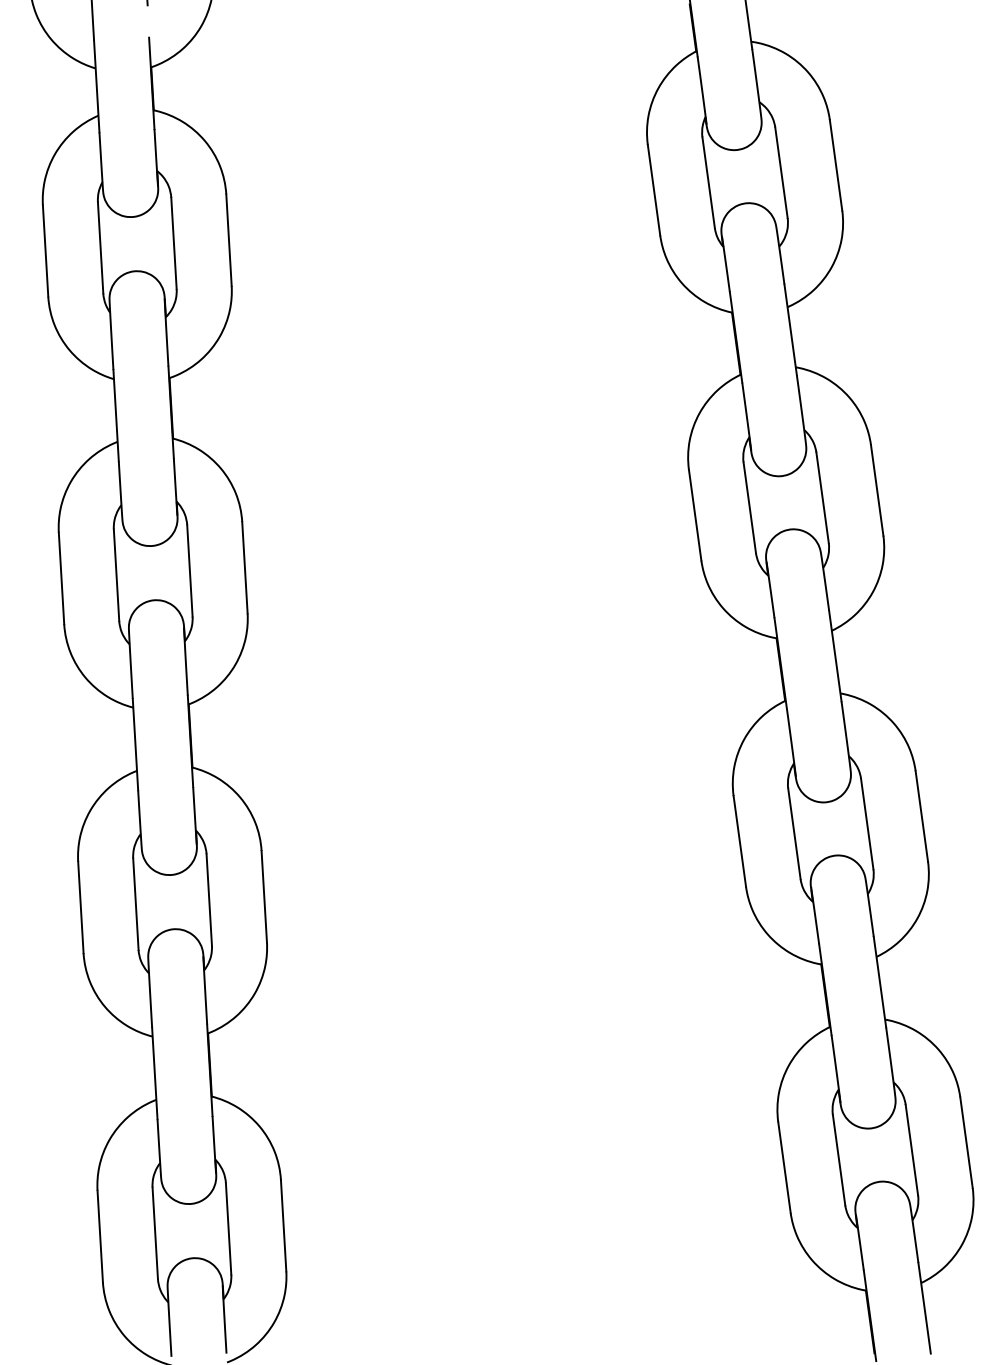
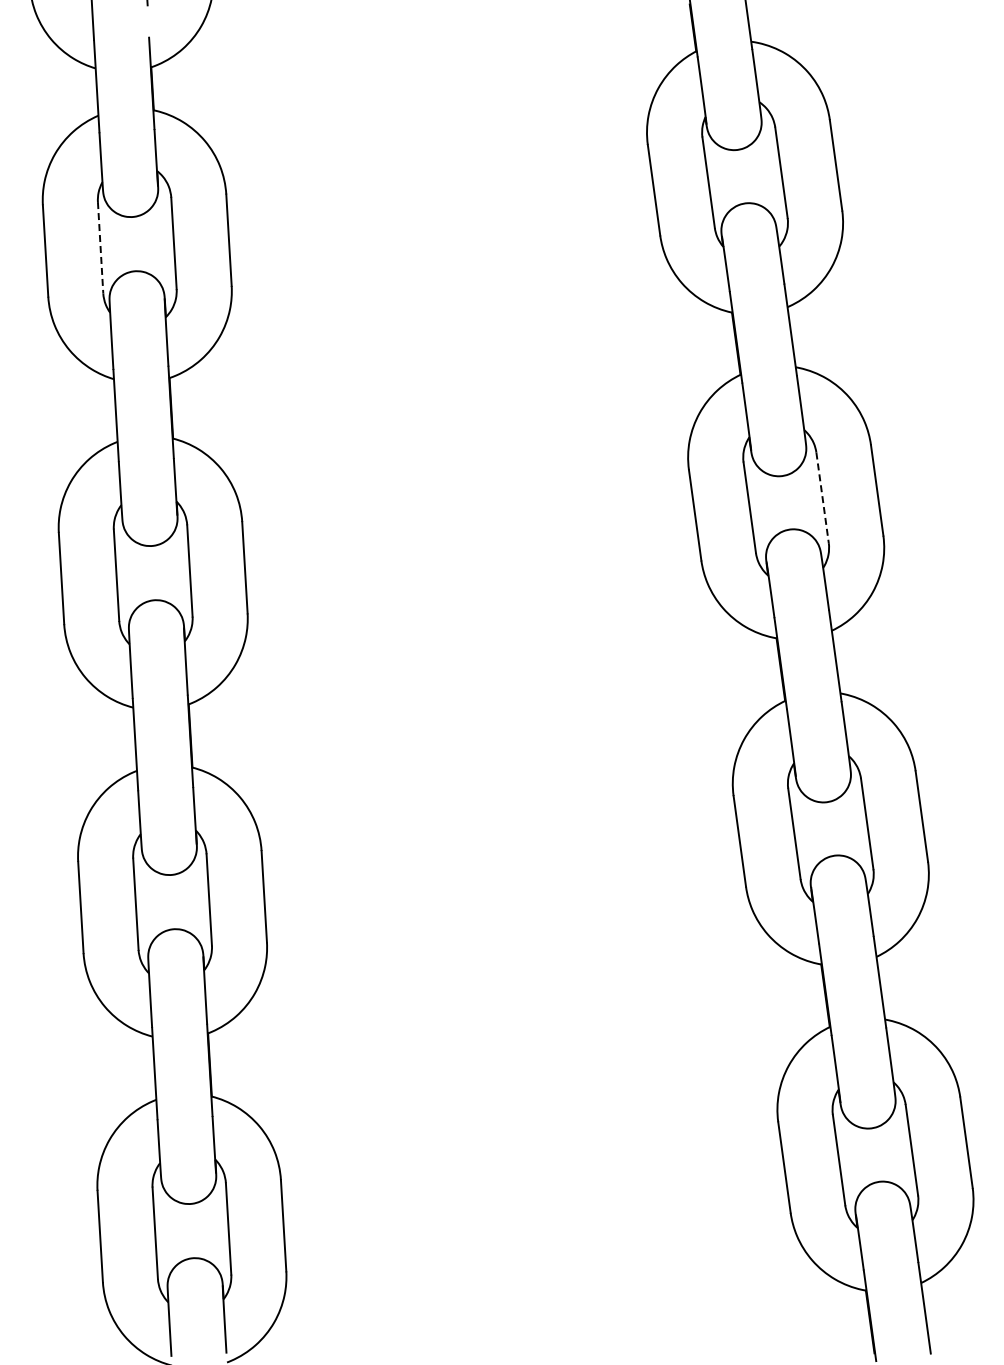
line: solid -> dashed (100, 247)
line: solid -> dashed (822, 497)
